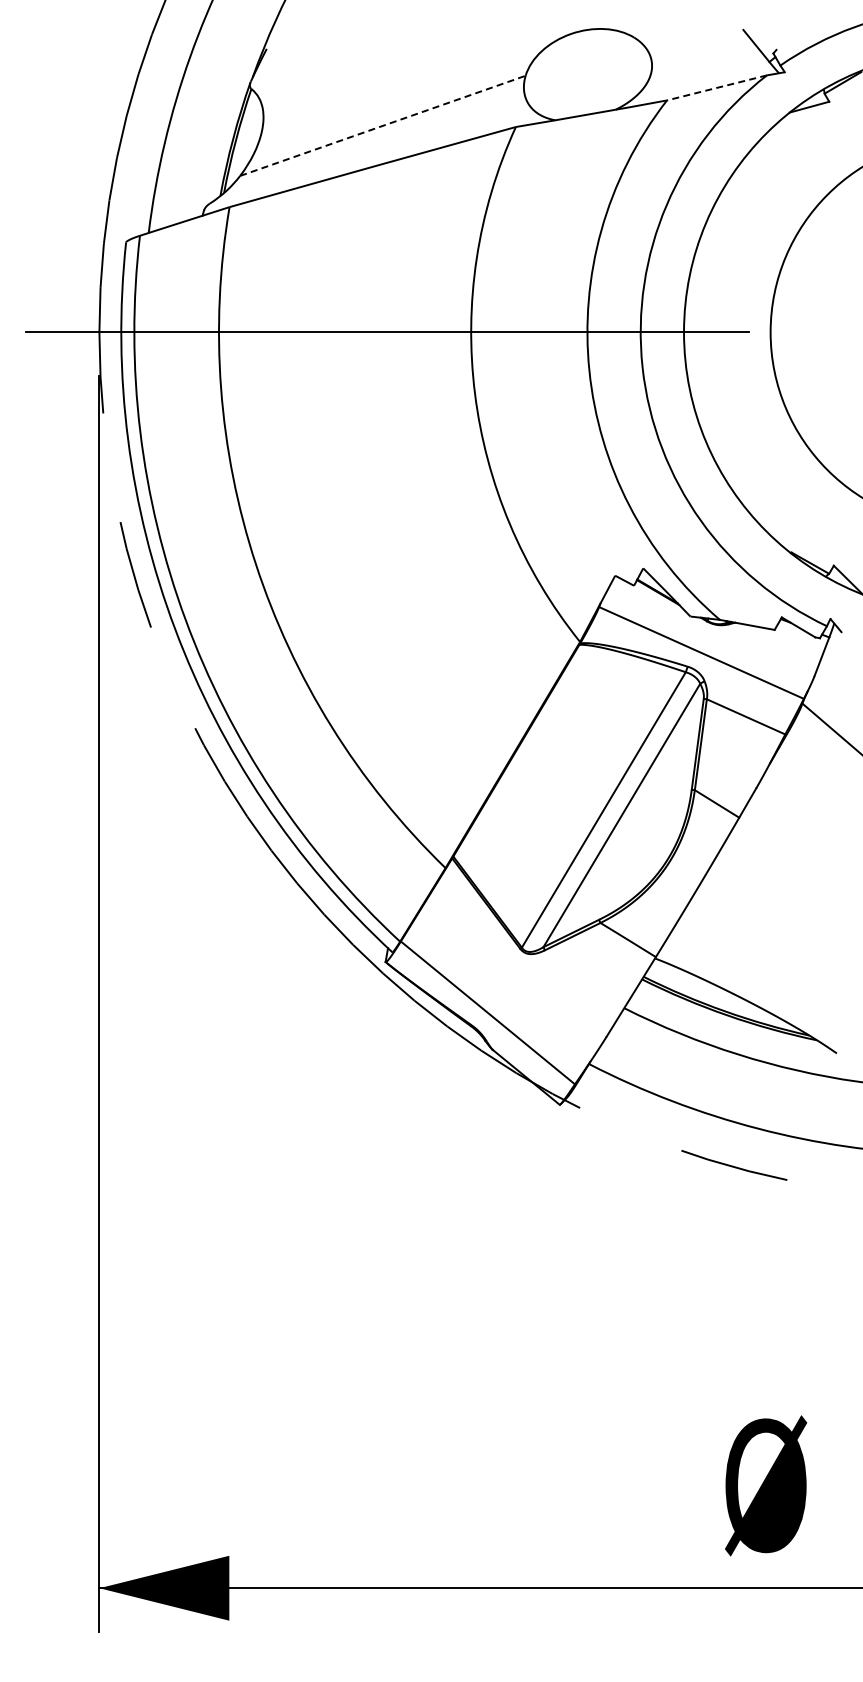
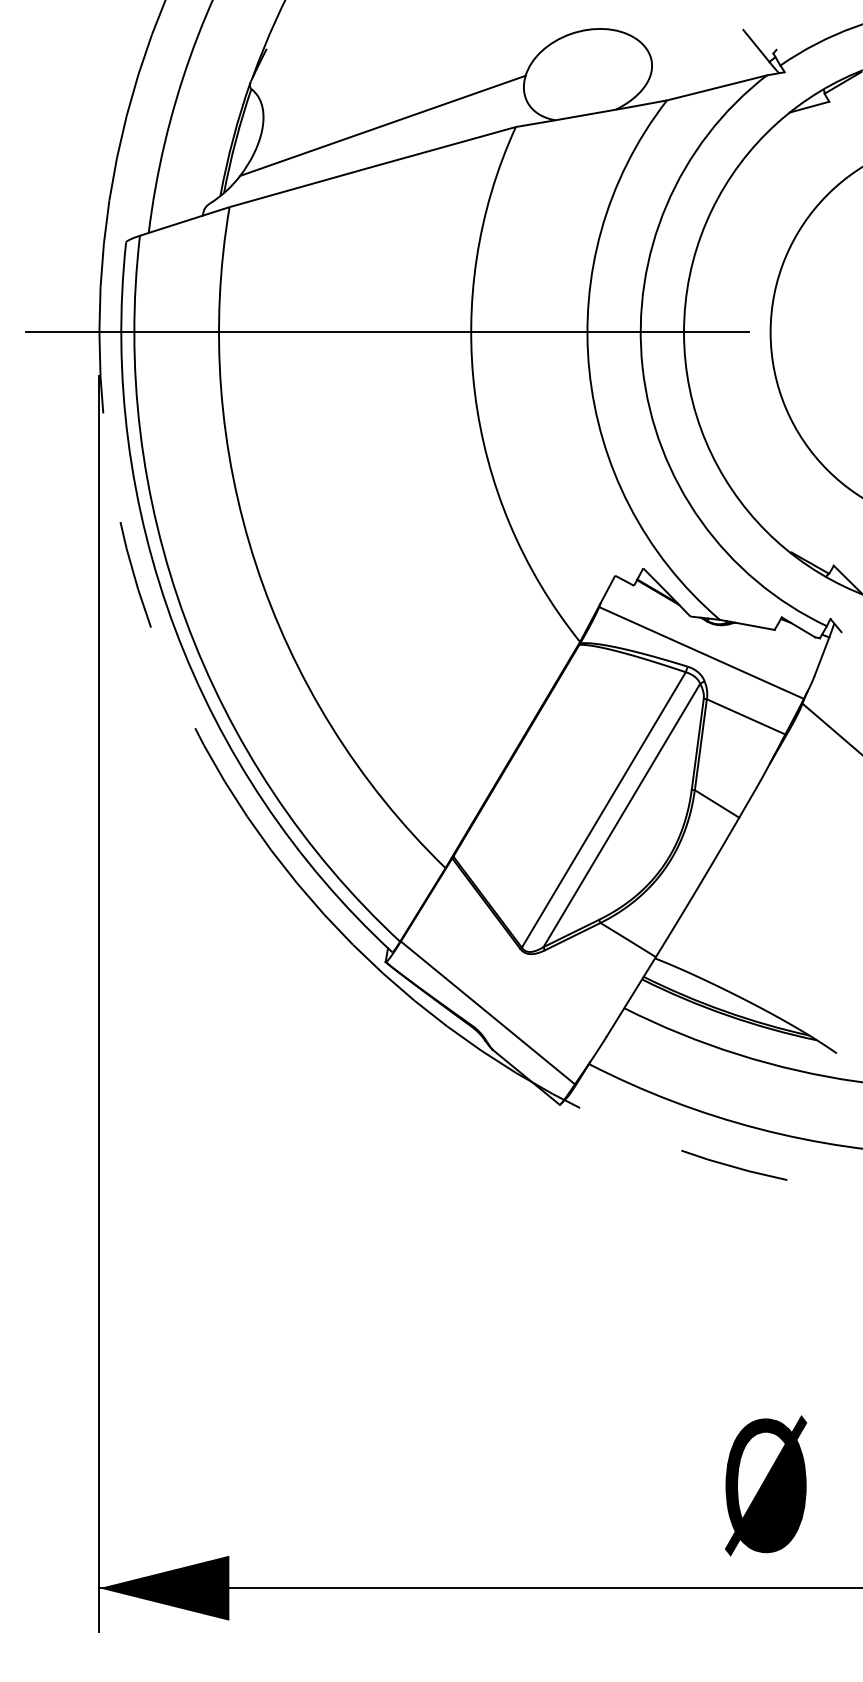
line: dashed -> solid (717, 87)
line: dashed -> solid (383, 125)
